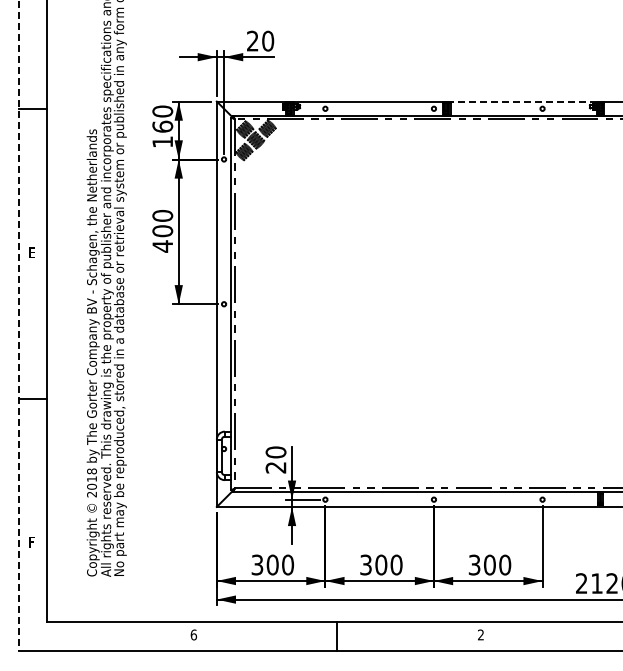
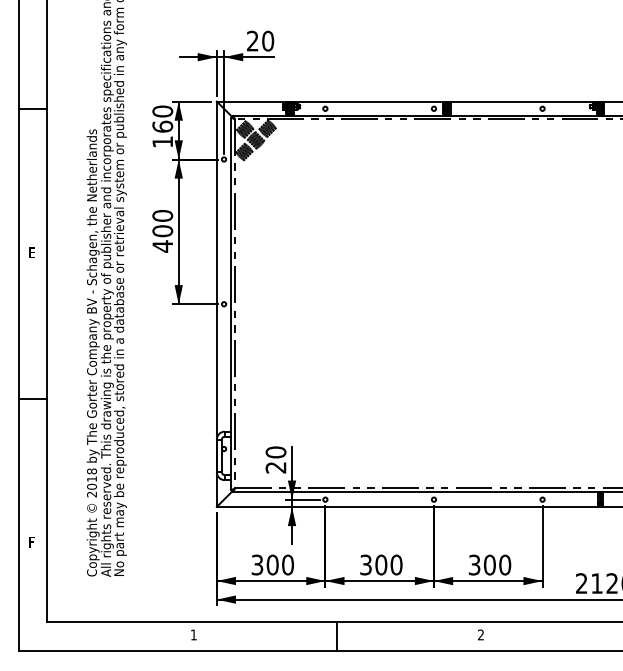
line: dashed -> solid (523, 101)
line: dashed -> solid (18, 325)
text: 6 -> 1 (193, 634)
